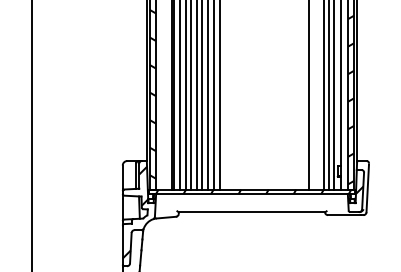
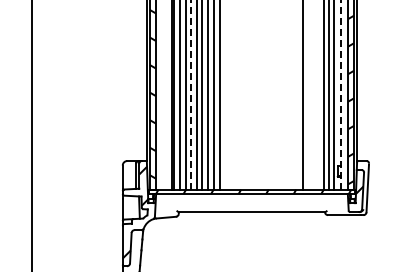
line: solid -> dashed (190, 94)
line: solid -> dashed (340, 94)
line position: (308, 95) -> (302, 95) (302, 95)
